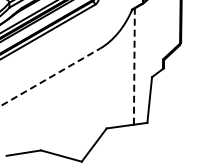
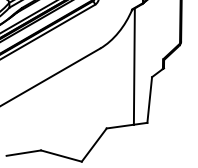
line: dashed -> solid (134, 66)
line: dashed -> solid (50, 77)
